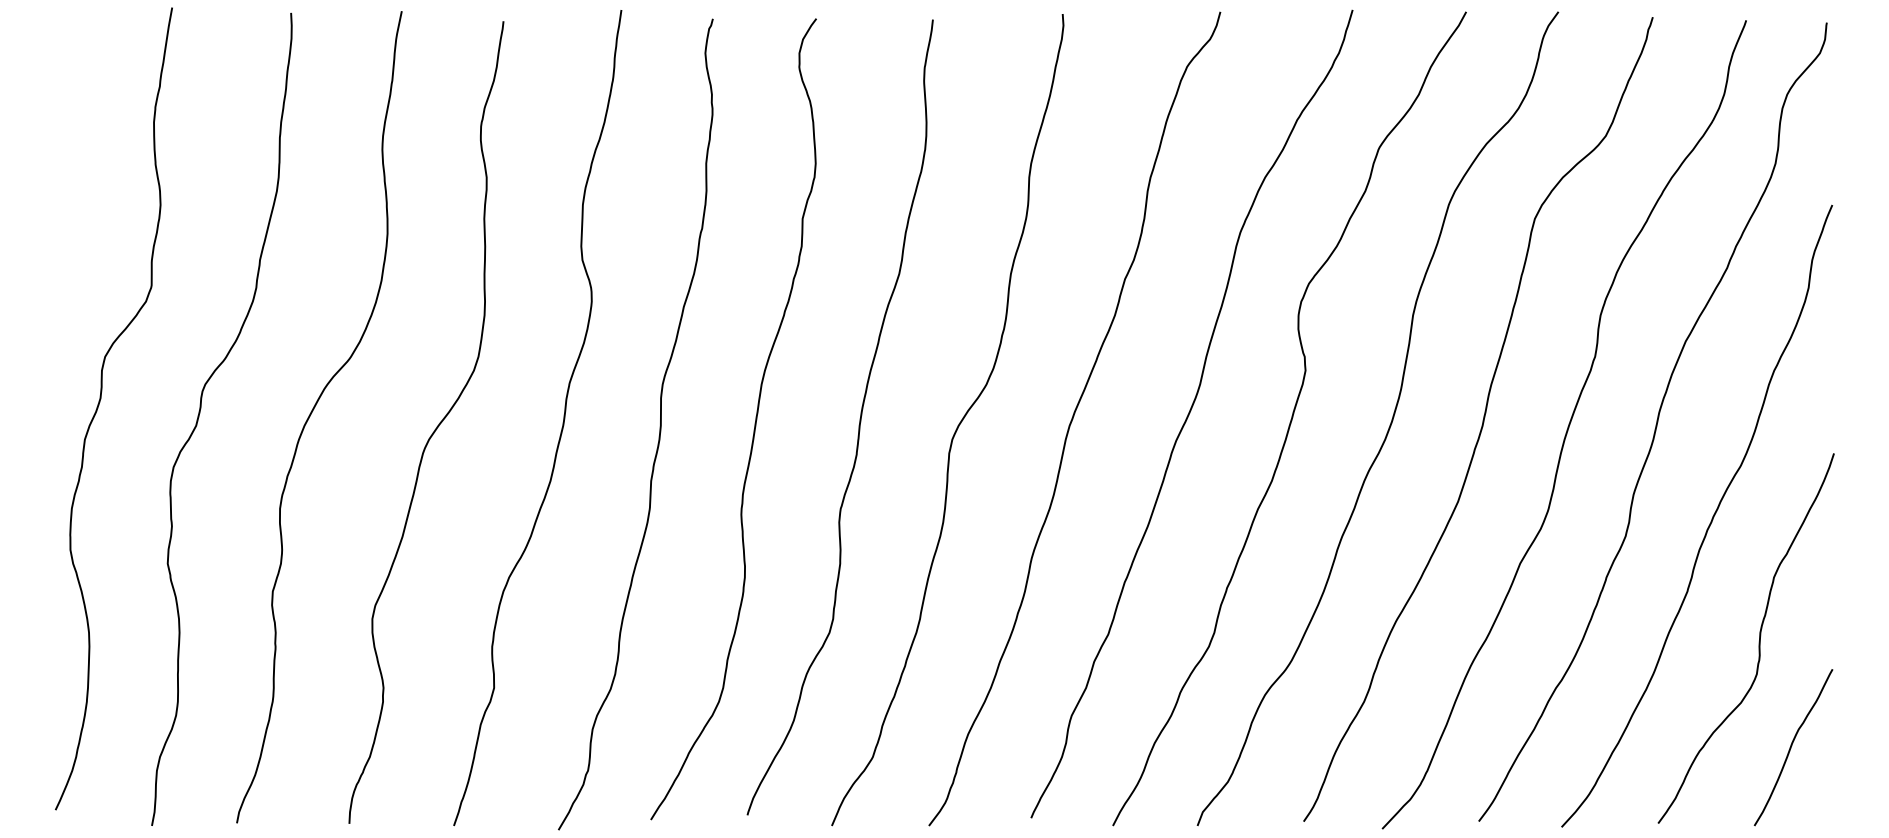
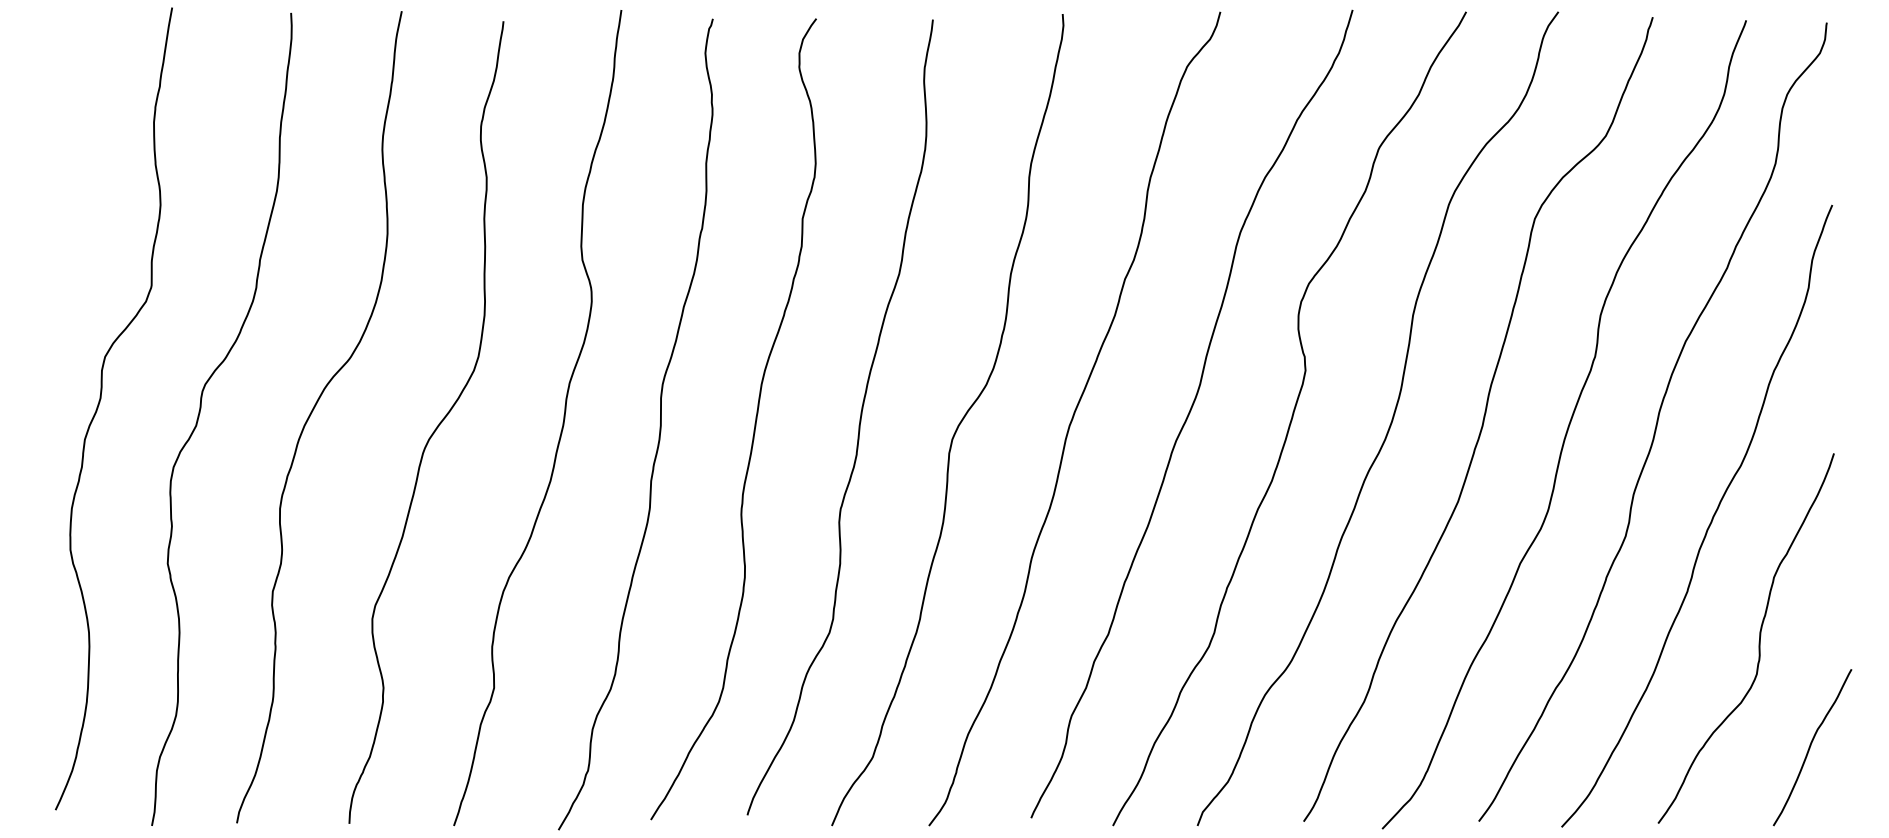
curve position: (1791, 747) -> (1810, 747) (1810, 747)
